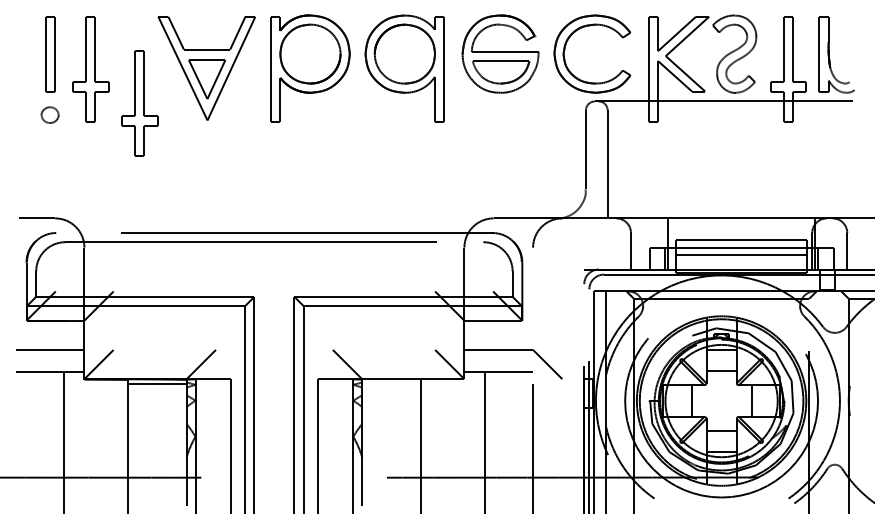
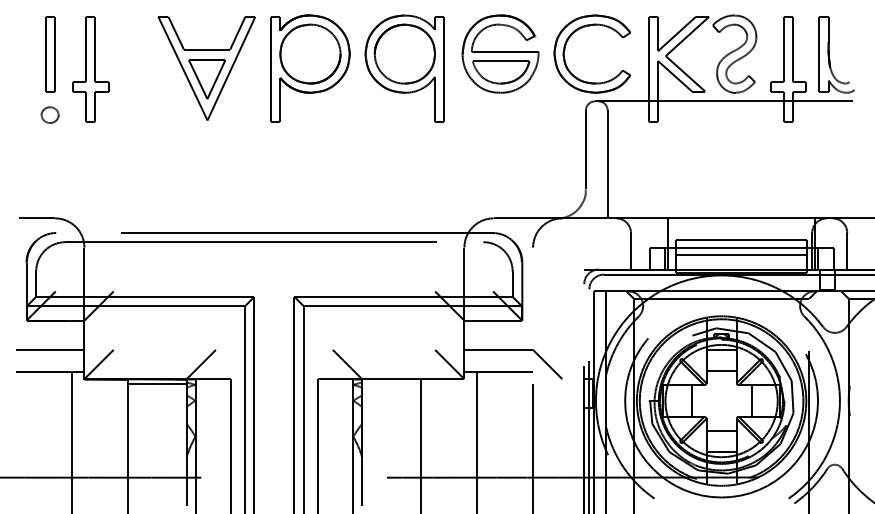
part: present -> none (139, 103)
line position: (64, 440) -> (72, 440) (72, 440)
line position: (484, 440) -> (476, 440) (476, 440)
